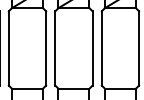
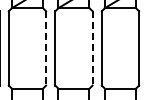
line: solid -> dashed (46, 48)
line: solid -> dashed (92, 48)
